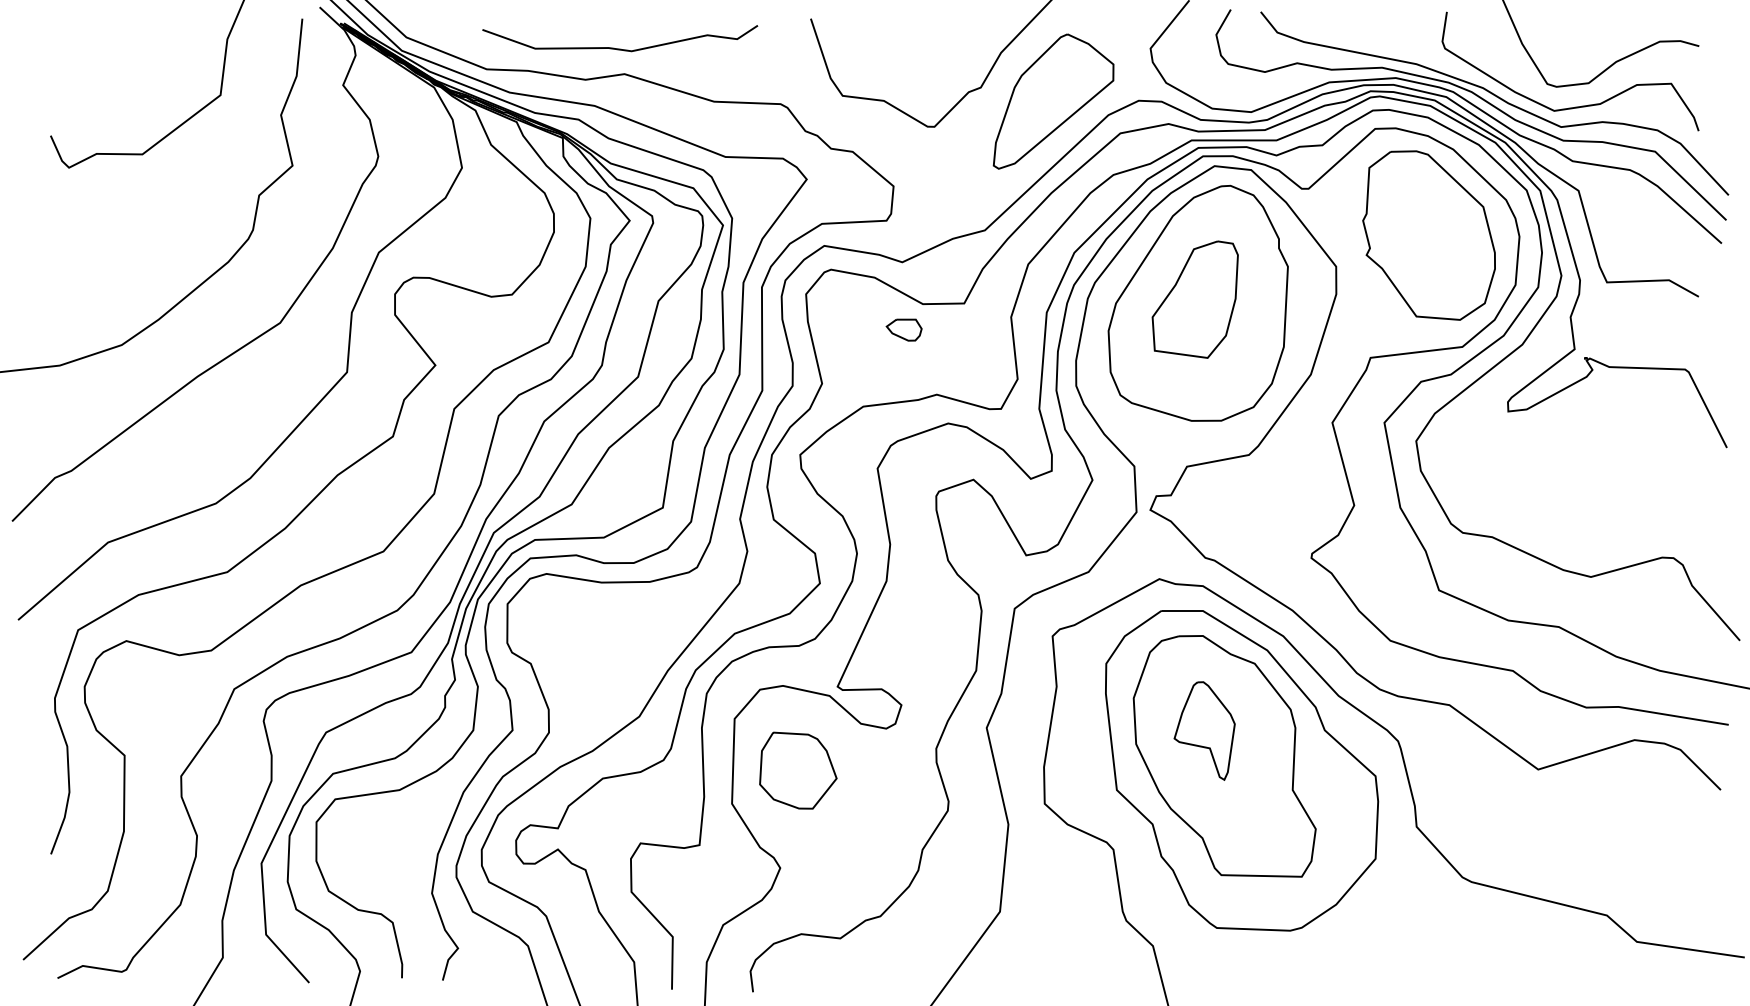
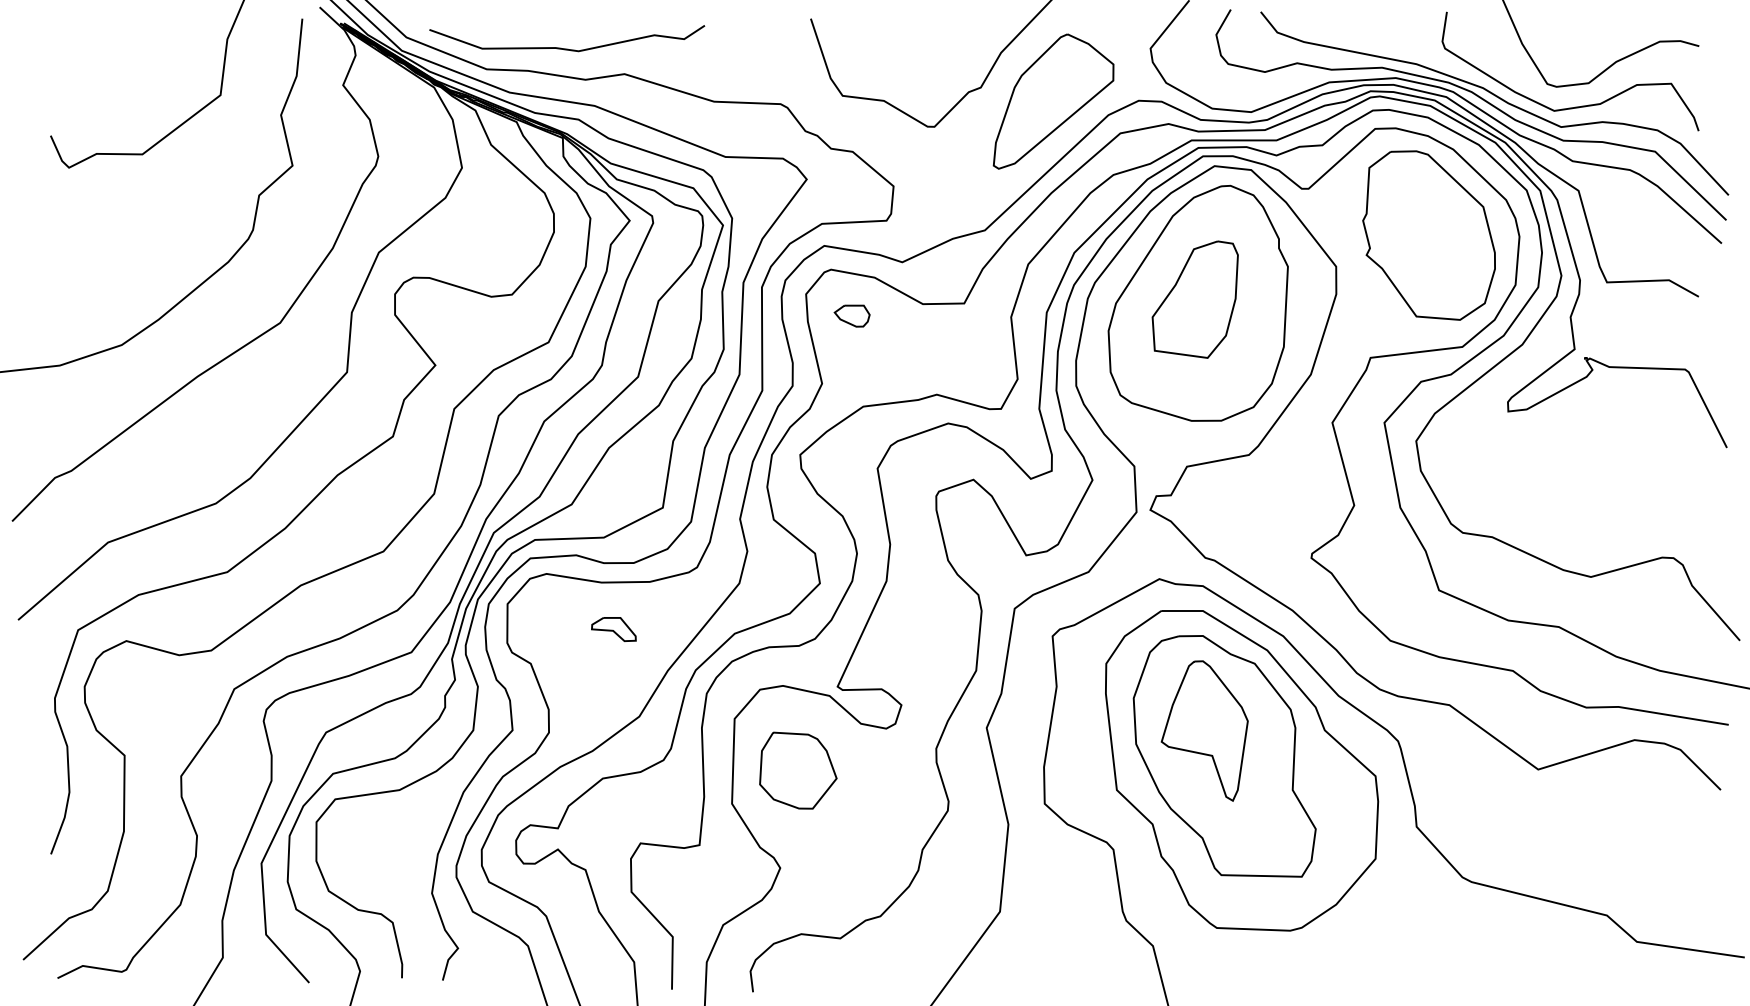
curve position: (620, 48) -> (567, 48) (567, 48)
part position: (903, 329) -> (851, 315) (851, 315)
part: none -> present (613, 629)
part size: 63x100 px -> 89x142 px (1204, 730)
